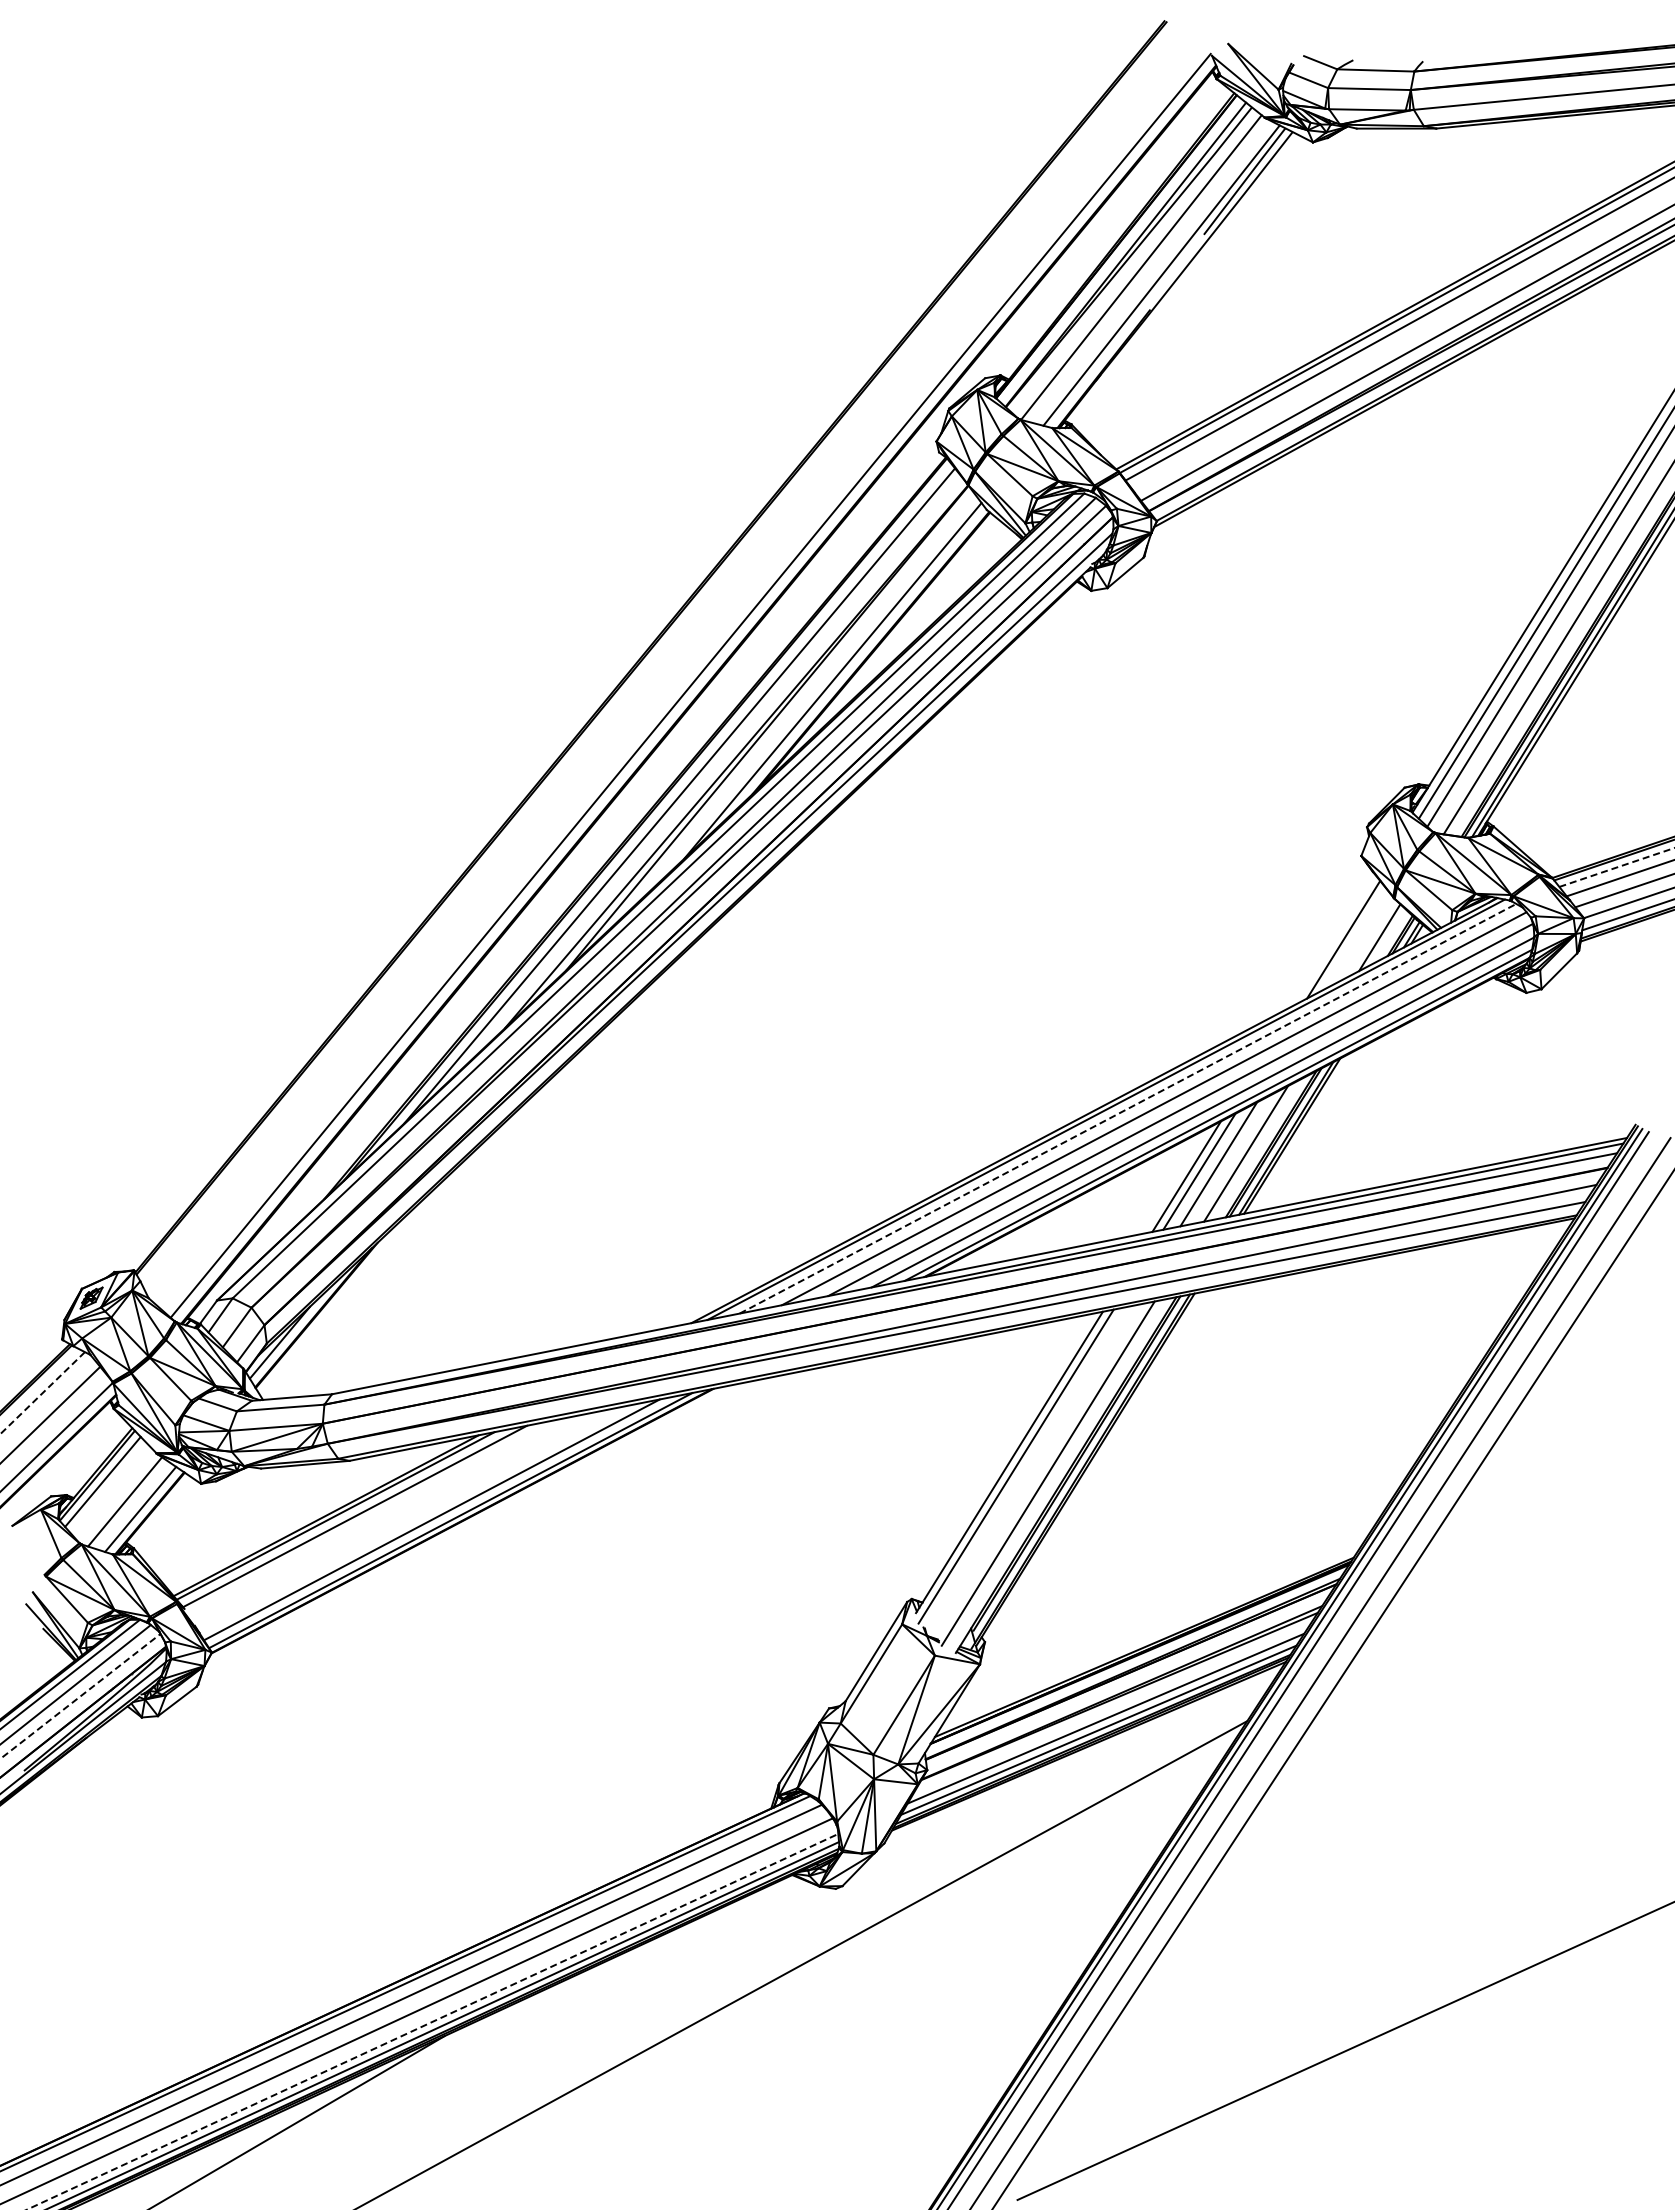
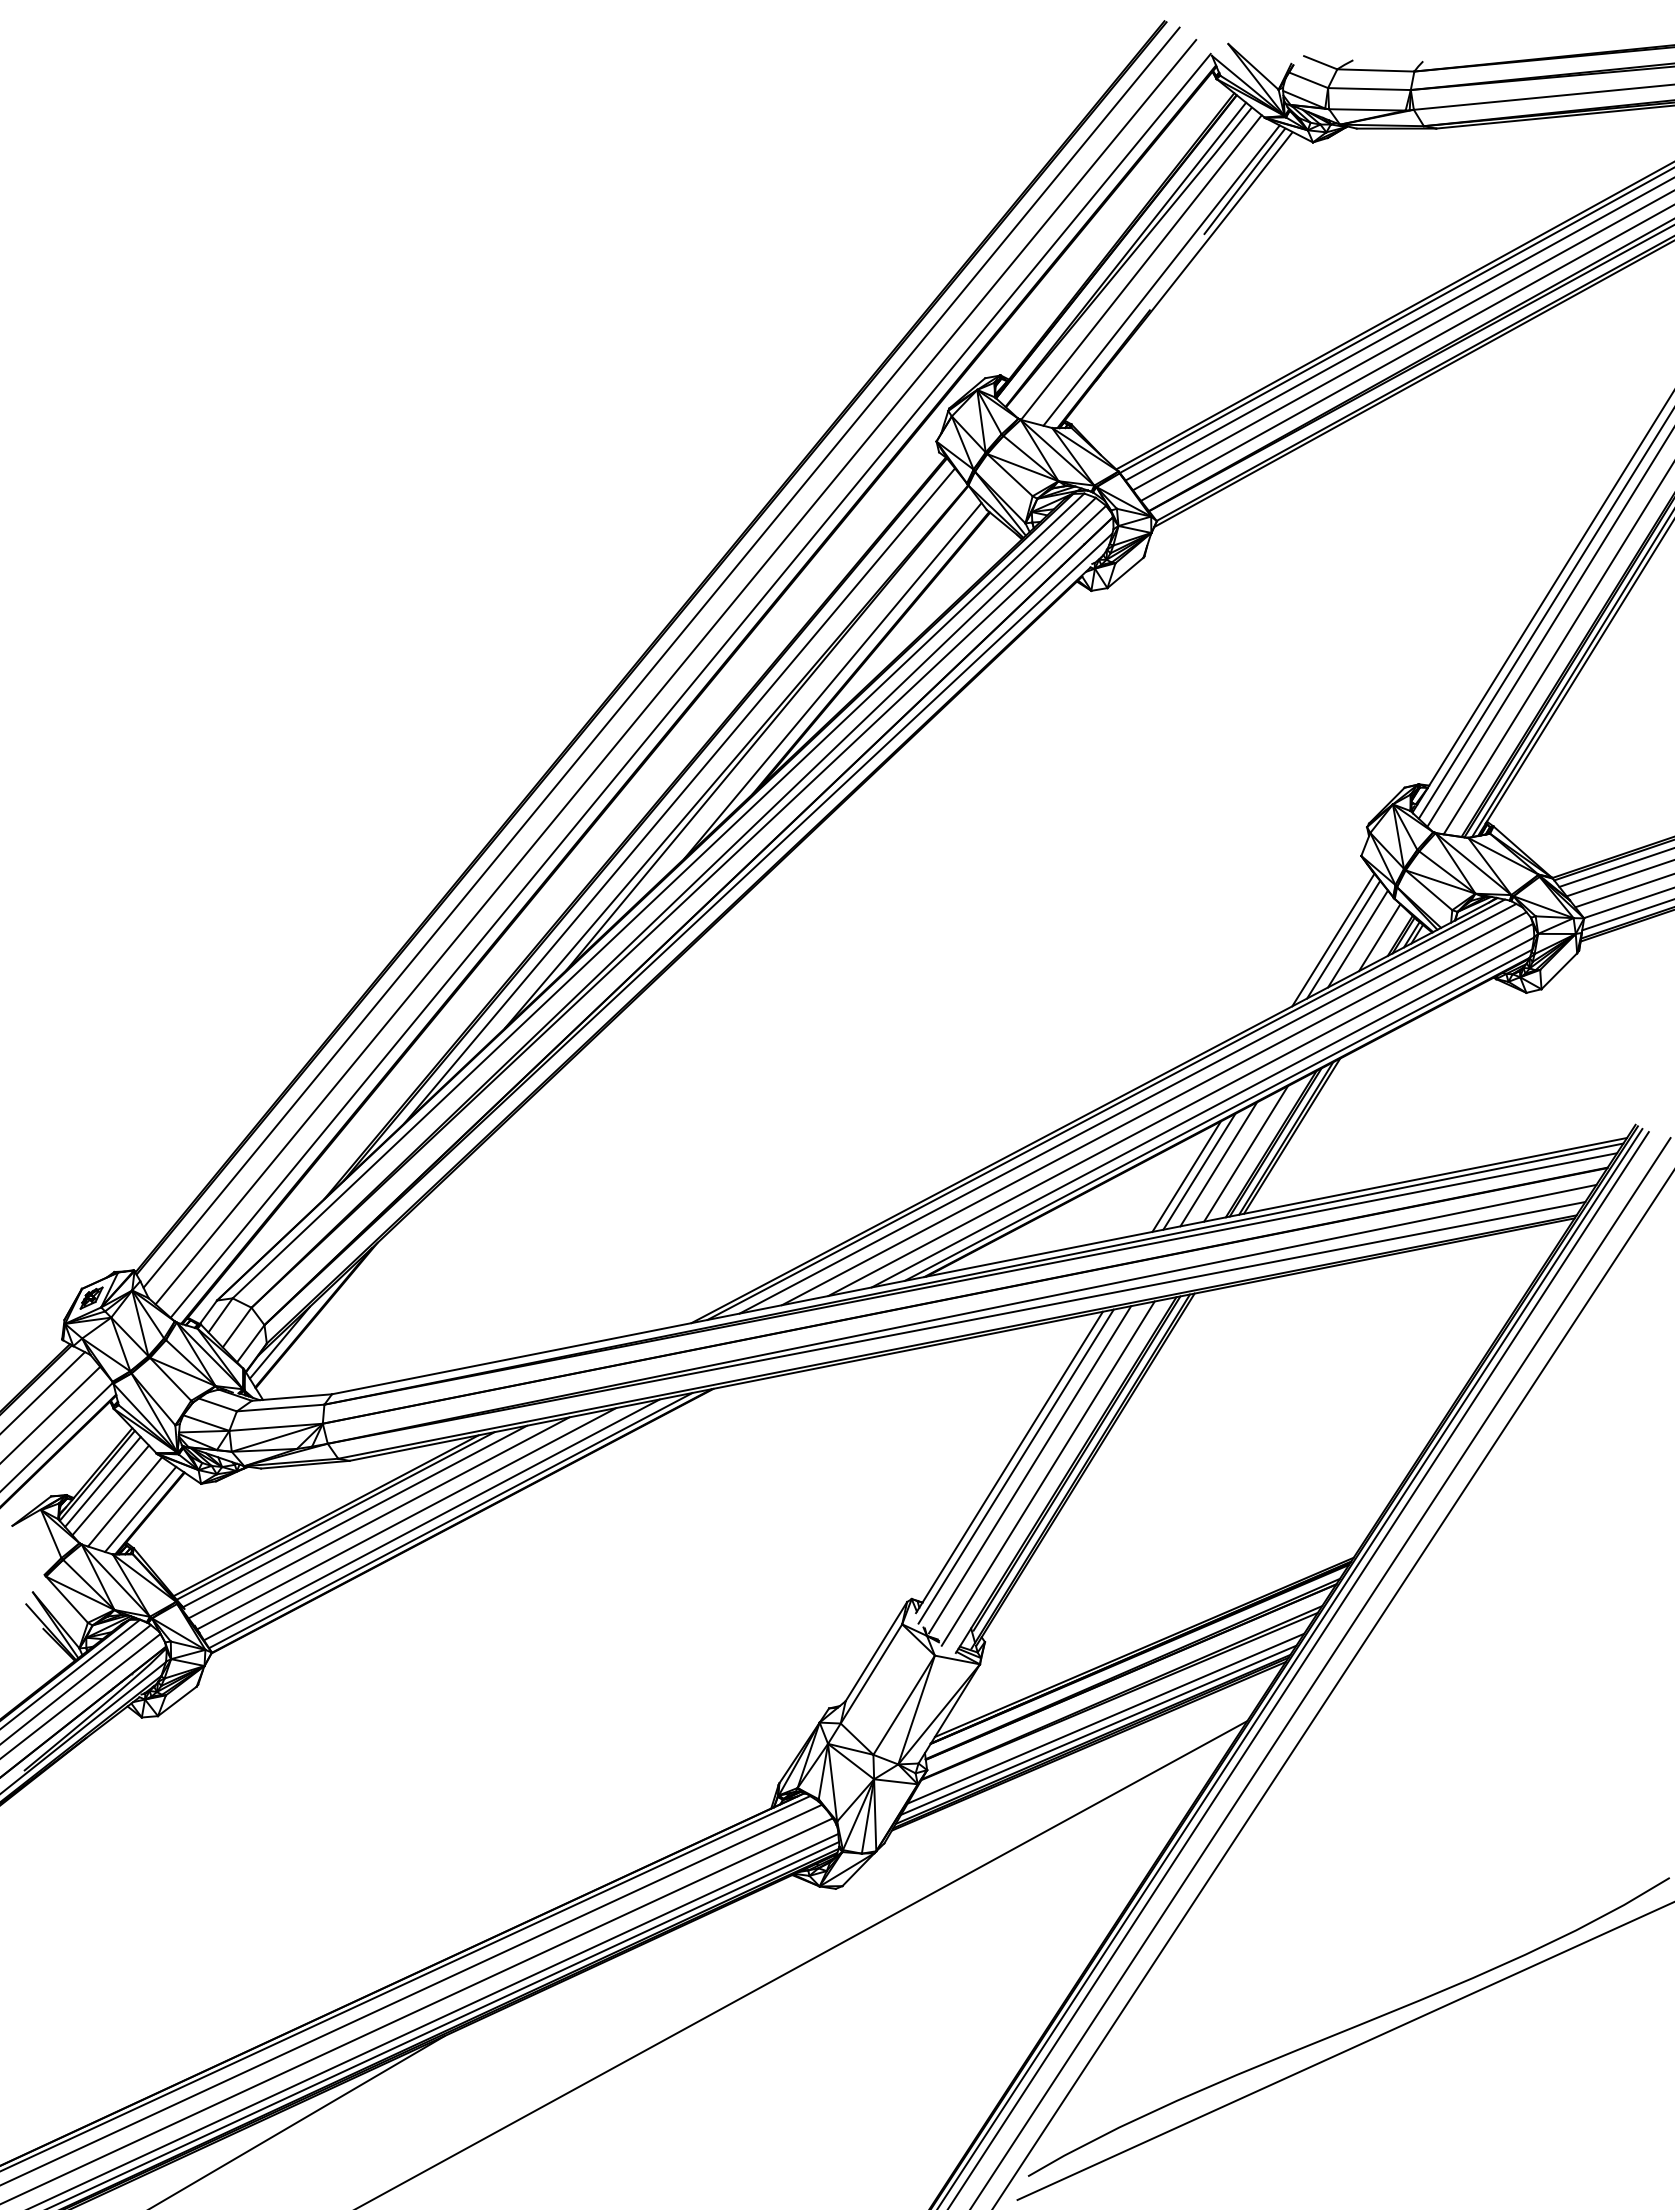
line: none -> present (1401, 340)
line: none -> present (661, 657)
line: none -> present (675, 672)
line: dashed -> solid (1617, 867)
line: none -> present (1357, 938)
line: none -> present (1333, 939)
line: dashed -> solid (1128, 1108)
line: dashed -> solid (42, 1393)
line: none -> present (1030, 1469)
line: none -> present (110, 1490)
line: none -> present (379, 1517)
line: none -> present (406, 1518)
line: dashed -> solid (80, 1696)
line: dashed -> solid (432, 2021)
curve: none -> present (1348, 2028)
